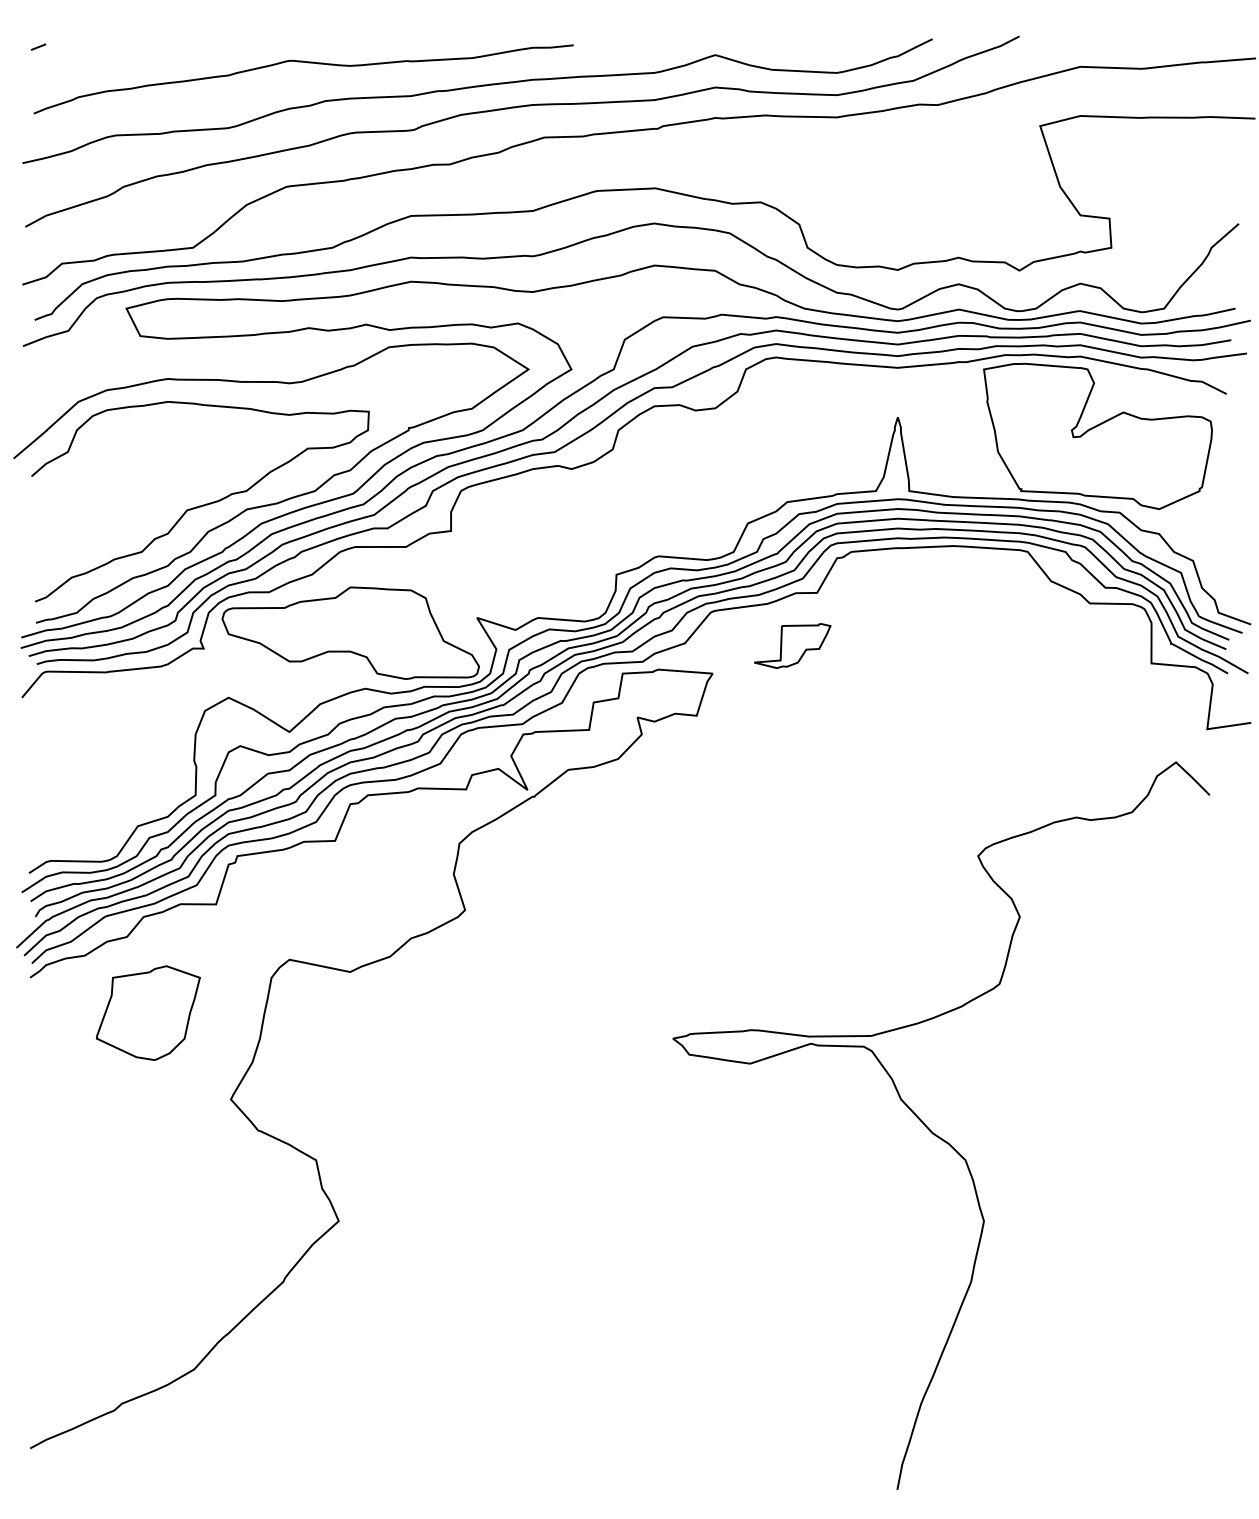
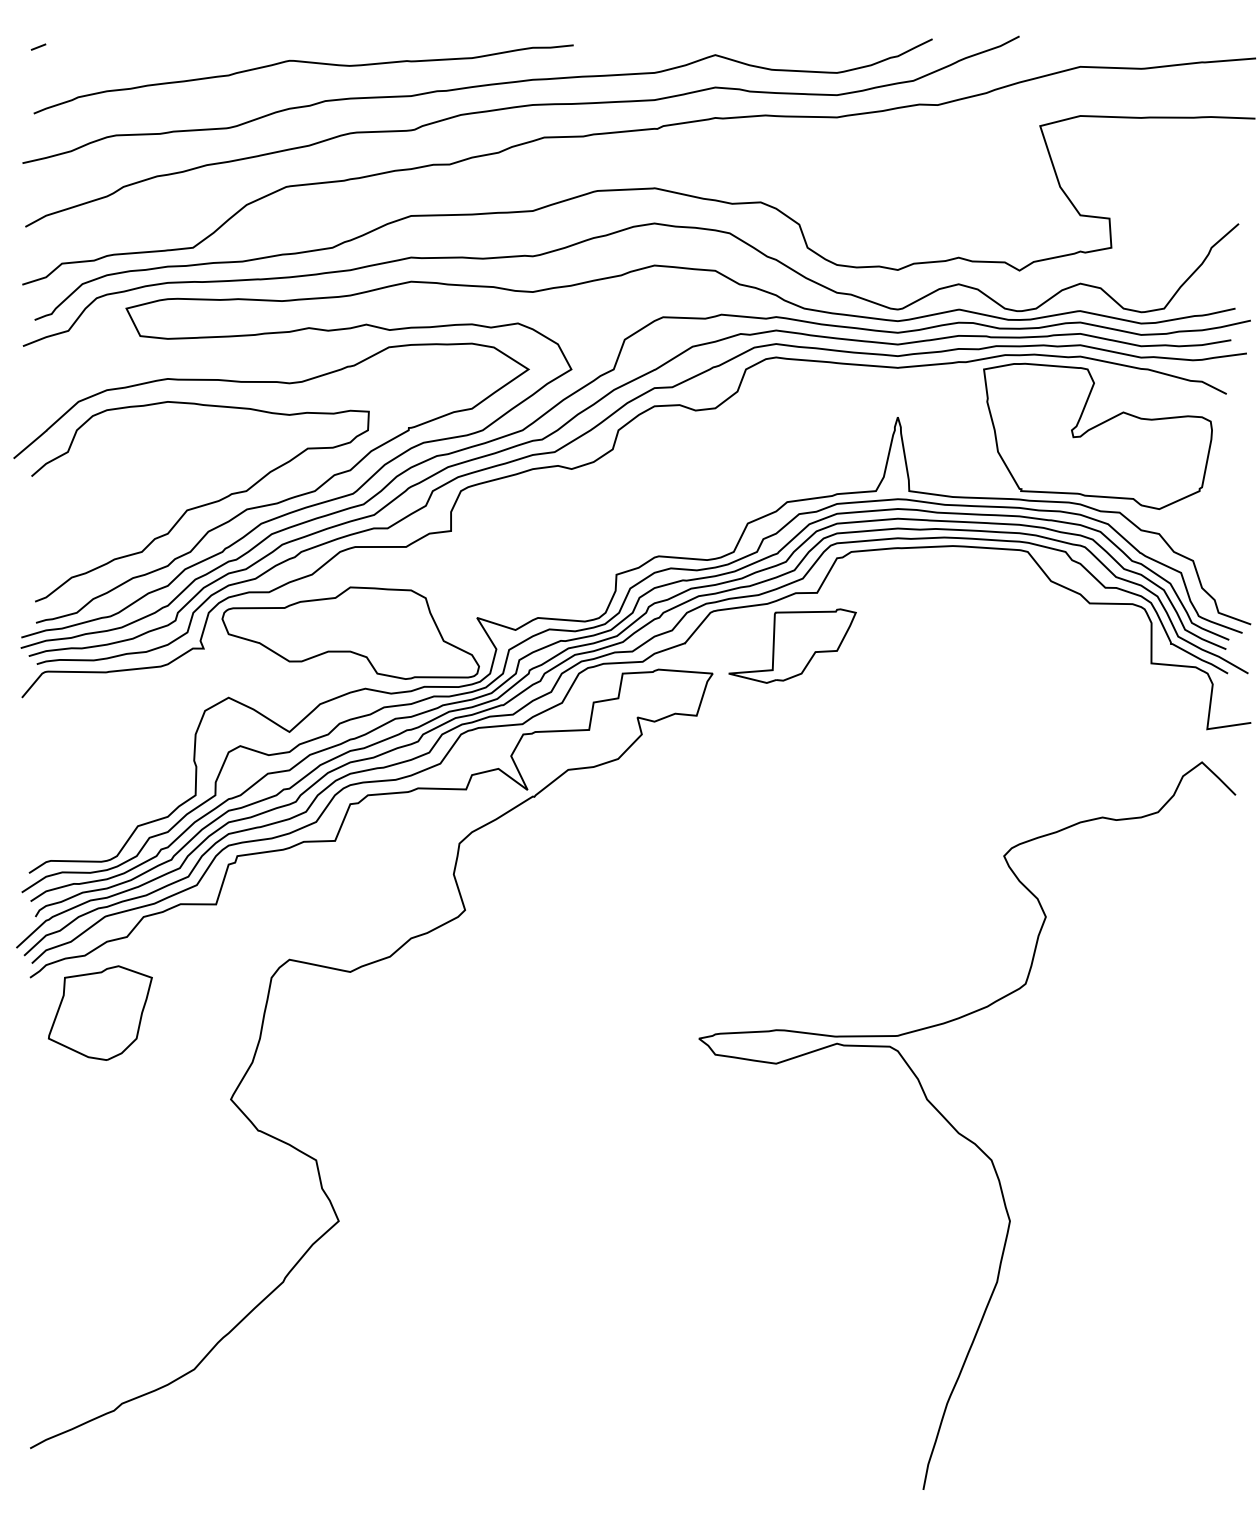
part size: 78x46 px -> 129x76 px (792, 645)
part position: (148, 1012) -> (100, 1012) (100, 1012)
curve position: (935, 1133) -> (961, 1133) (961, 1133)
